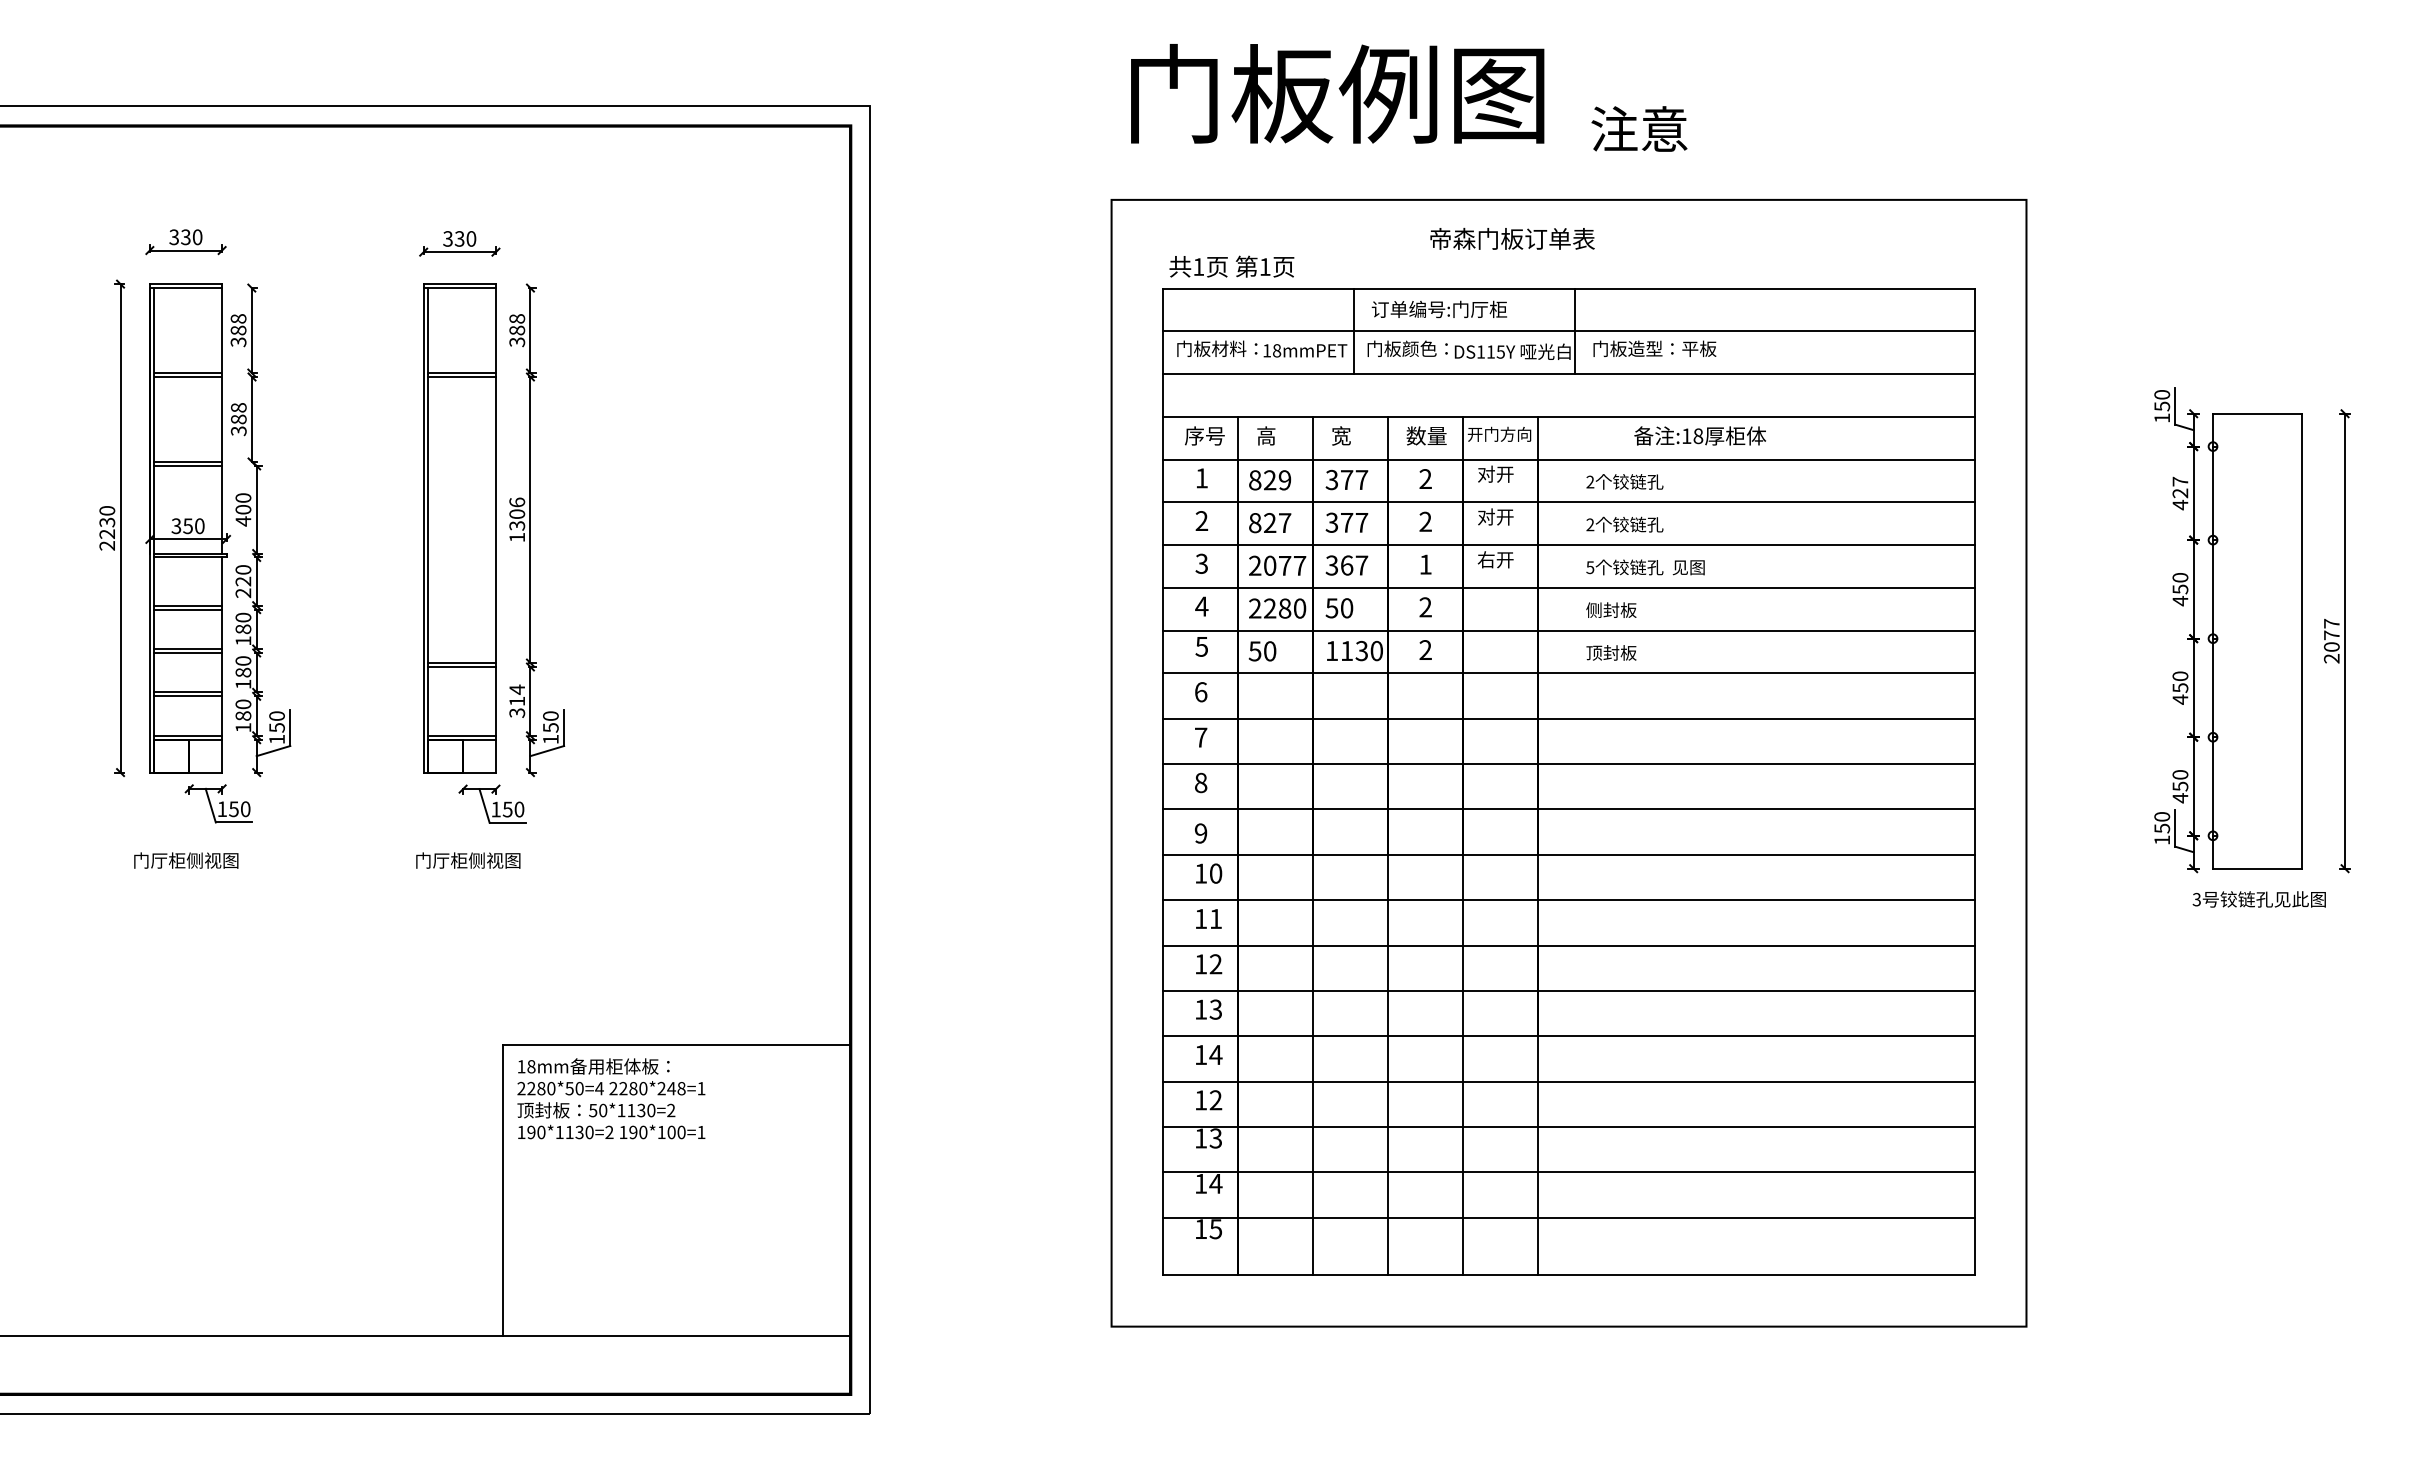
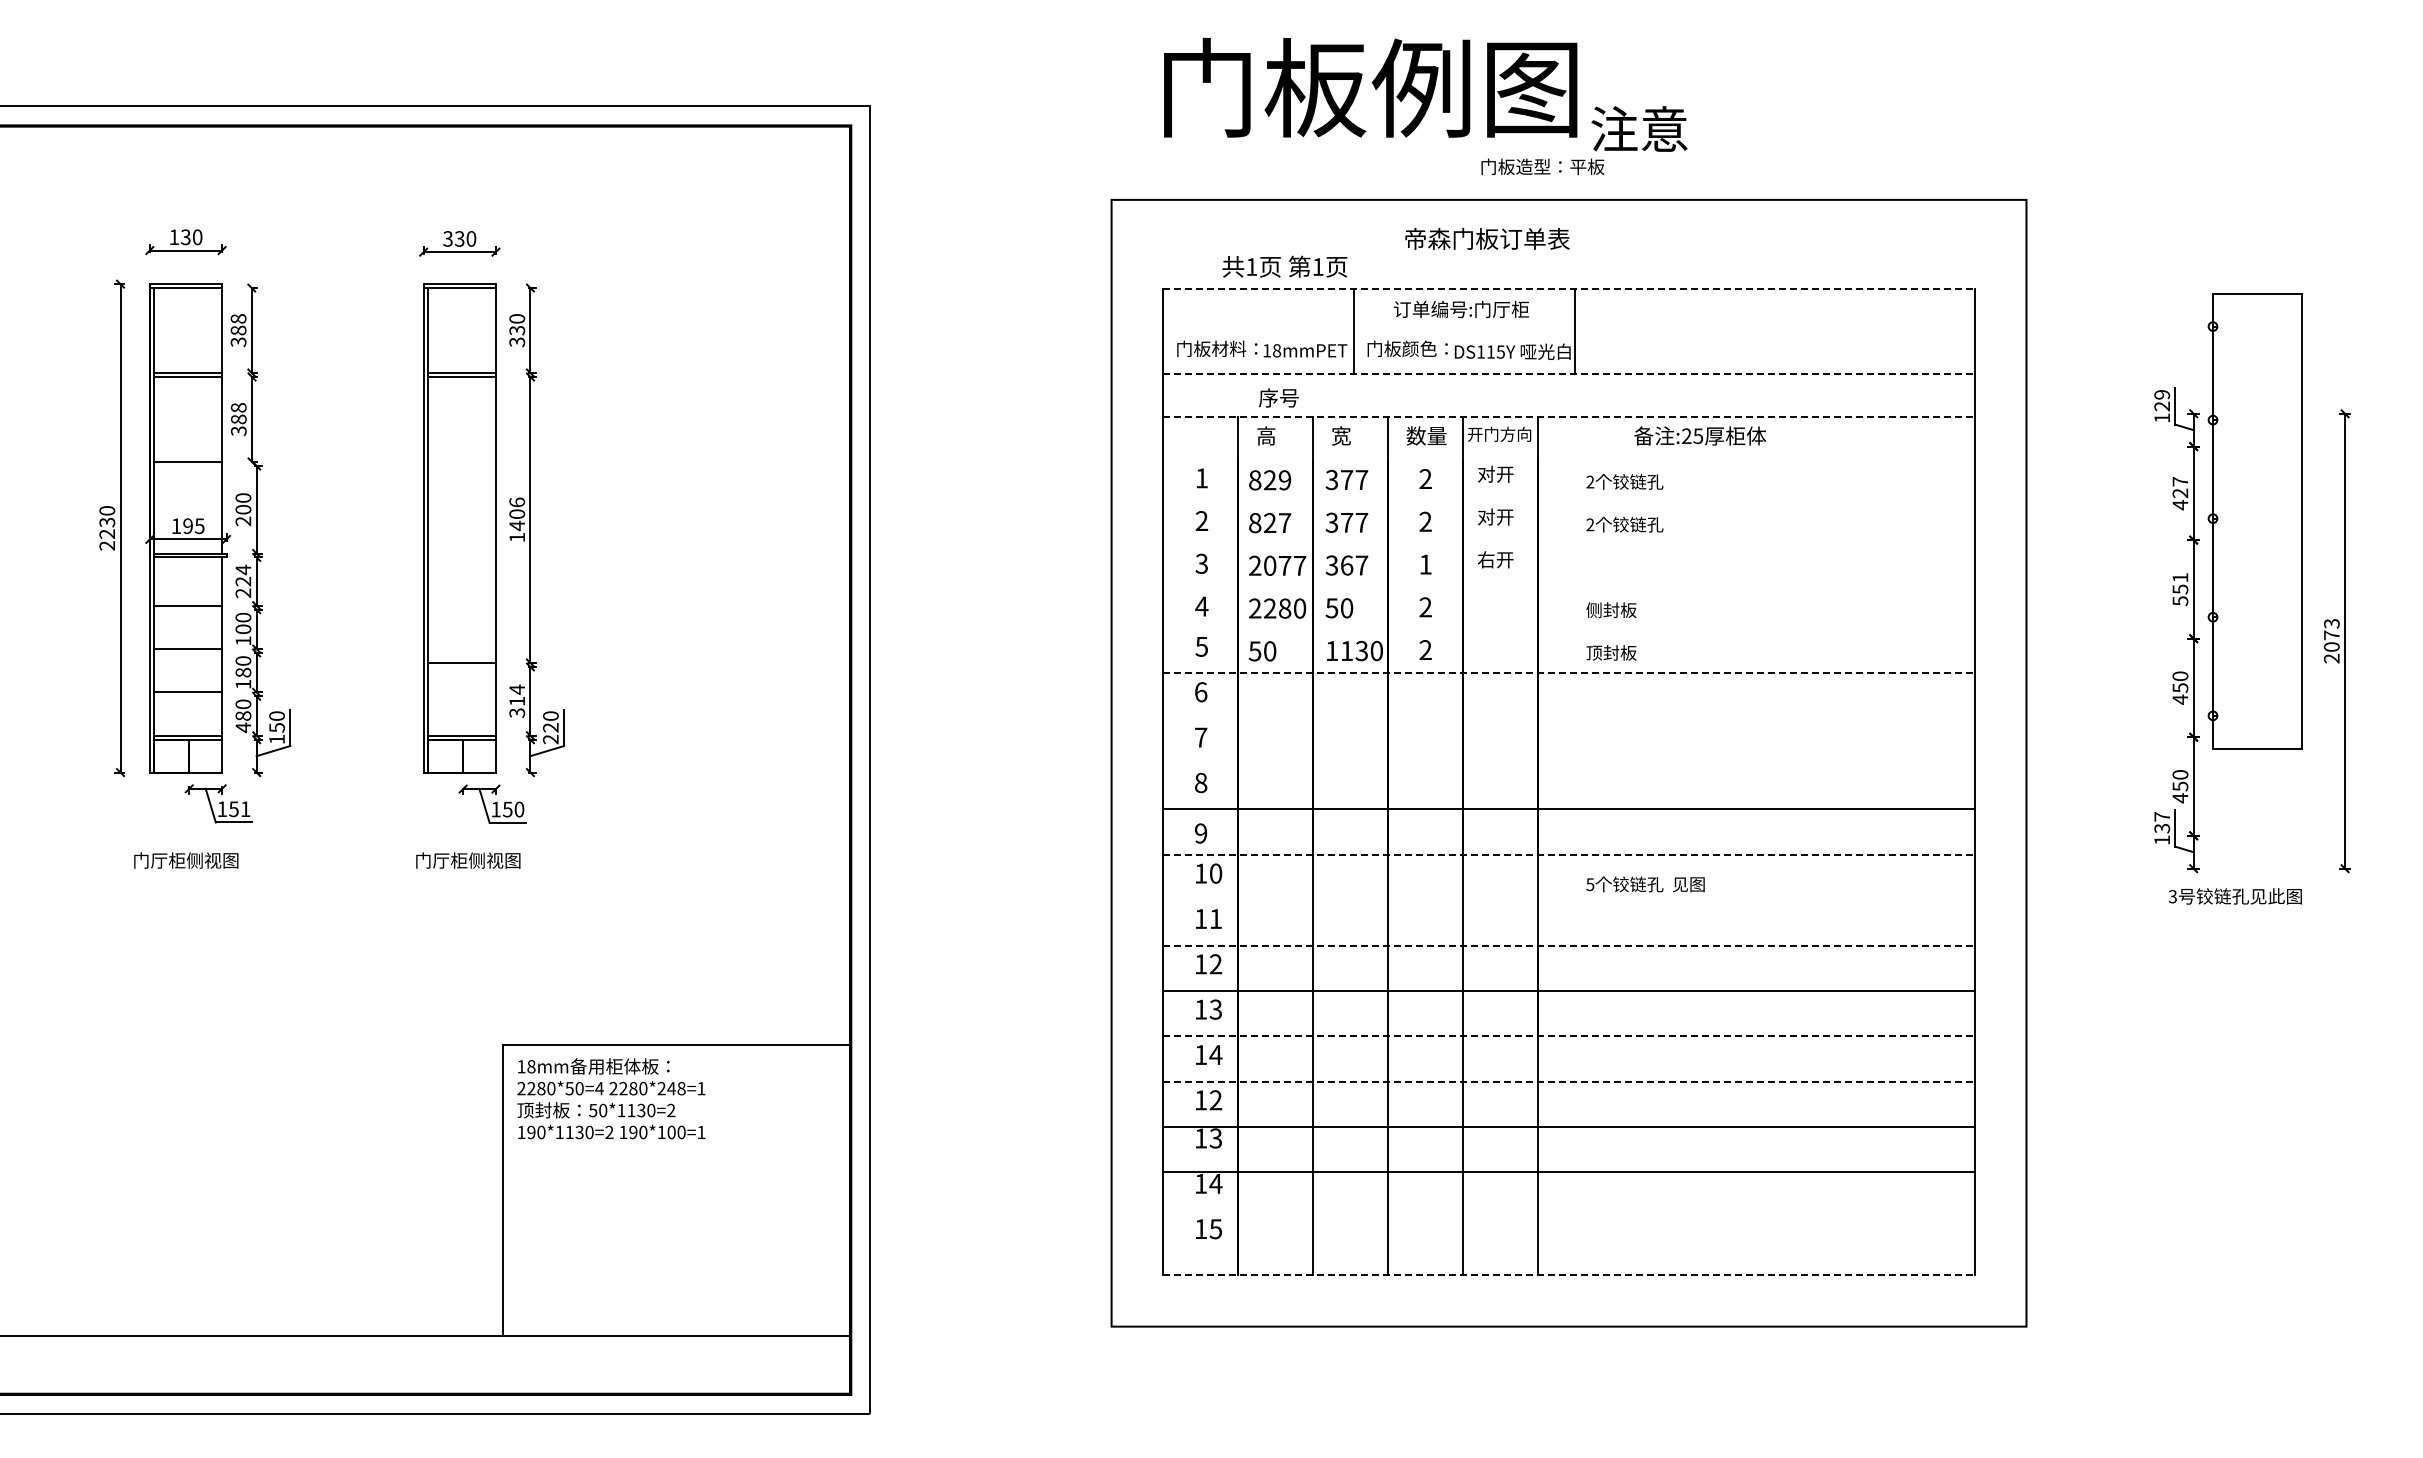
text position: (1337, 93) -> (1370, 87) (1370, 87)
text: 330 -> 130 (173, 237)
text position: (1512, 238) -> (1487, 238) (1487, 238)
text position: (1231, 266) -> (1284, 266) (1284, 266)
line: solid -> dashed (1569, 288)
text position: (1438, 309) -> (1460, 309) (1460, 309)
text: 388 -> 330 (516, 324)
line: present -> none (1568, 331)
text position: (1654, 348) -> (1542, 166) (1542, 166)
line: solid -> dashed (1569, 374)
text: 150 -> 129 (2162, 400)
line: solid -> dashed (1569, 416)
text position: (1204, 435) -> (1278, 397) (1278, 397)
text: 18 -> 25 (1692, 435)
line: present -> none (1568, 459)
line: present -> none (187, 465)
line: present -> none (1568, 502)
text: 400 -> 200 (243, 521)
text: 1306 -> 1406 (517, 525)
text: 350 -> 195 (187, 526)
line: present -> none (1568, 545)
text position: (1645, 567) -> (1645, 884) (1645, 884)
text: 220 -> 224 (243, 569)
line: present -> none (1568, 587)
text: 450 -> 551 (2180, 589)
line: present -> none (187, 609)
text: 2077 -> 2073 (2331, 623)
text: 180 -> 100 (243, 629)
line: present -> none (1568, 630)
part position: (2254, 641) -> (2254, 521) (2254, 521)
line: present -> none (187, 652)
line: present -> none (461, 666)
line: solid -> dashed (1569, 673)
line: present -> none (187, 696)
line: present -> none (1568, 718)
text: 180 -> 480 (243, 727)
text: 150 -> 220 (550, 733)
line: present -> none (1568, 764)
text: 150 -> 151 (245, 809)
text: 150 -> 137 (2162, 822)
line: solid -> dashed (1569, 854)
text position: (2258, 899) -> (2234, 896) (2234, 896)
line: present -> none (1568, 900)
line: solid -> dashed (1569, 945)
line: solid -> dashed (1569, 1036)
line: solid -> dashed (1569, 1081)
line: present -> none (1568, 1217)
line: solid -> dashed (1569, 1274)
